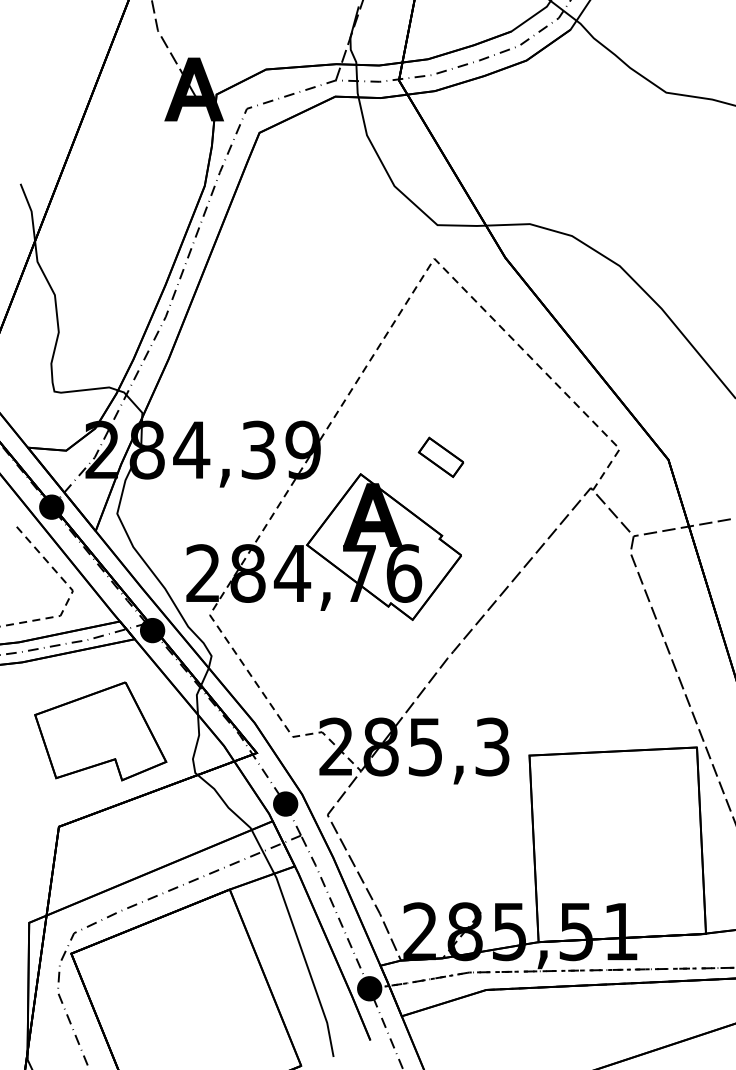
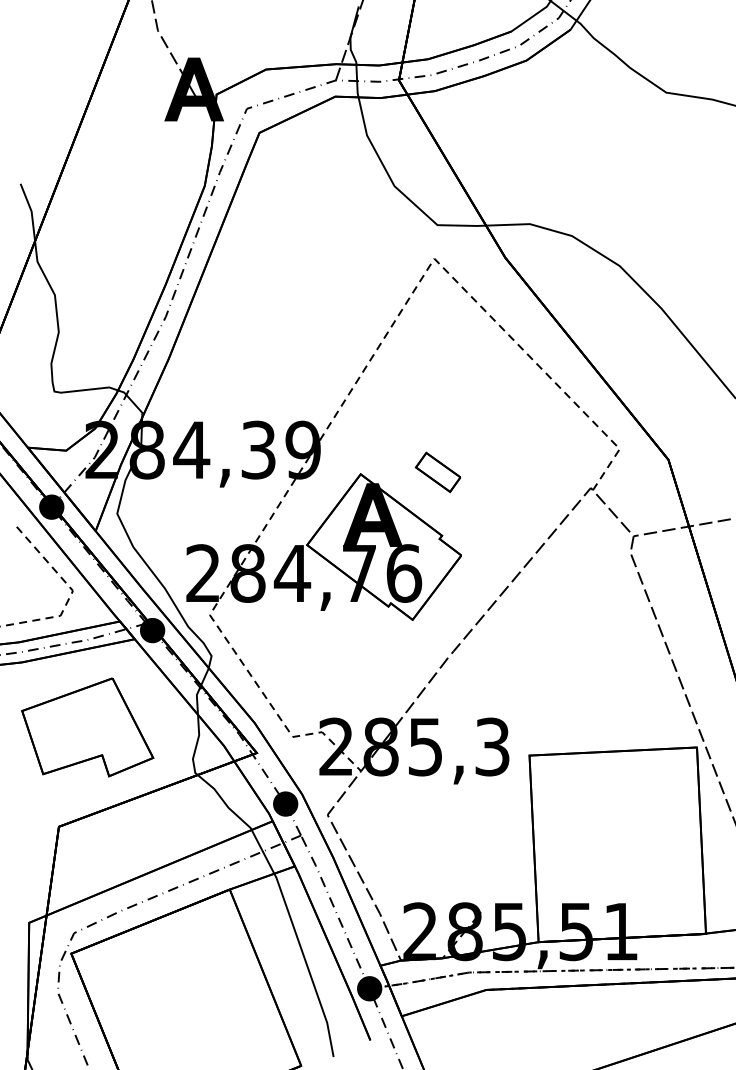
part position: (440, 457) -> (437, 472) (437, 472)
part position: (100, 731) -> (87, 727) (87, 727)
